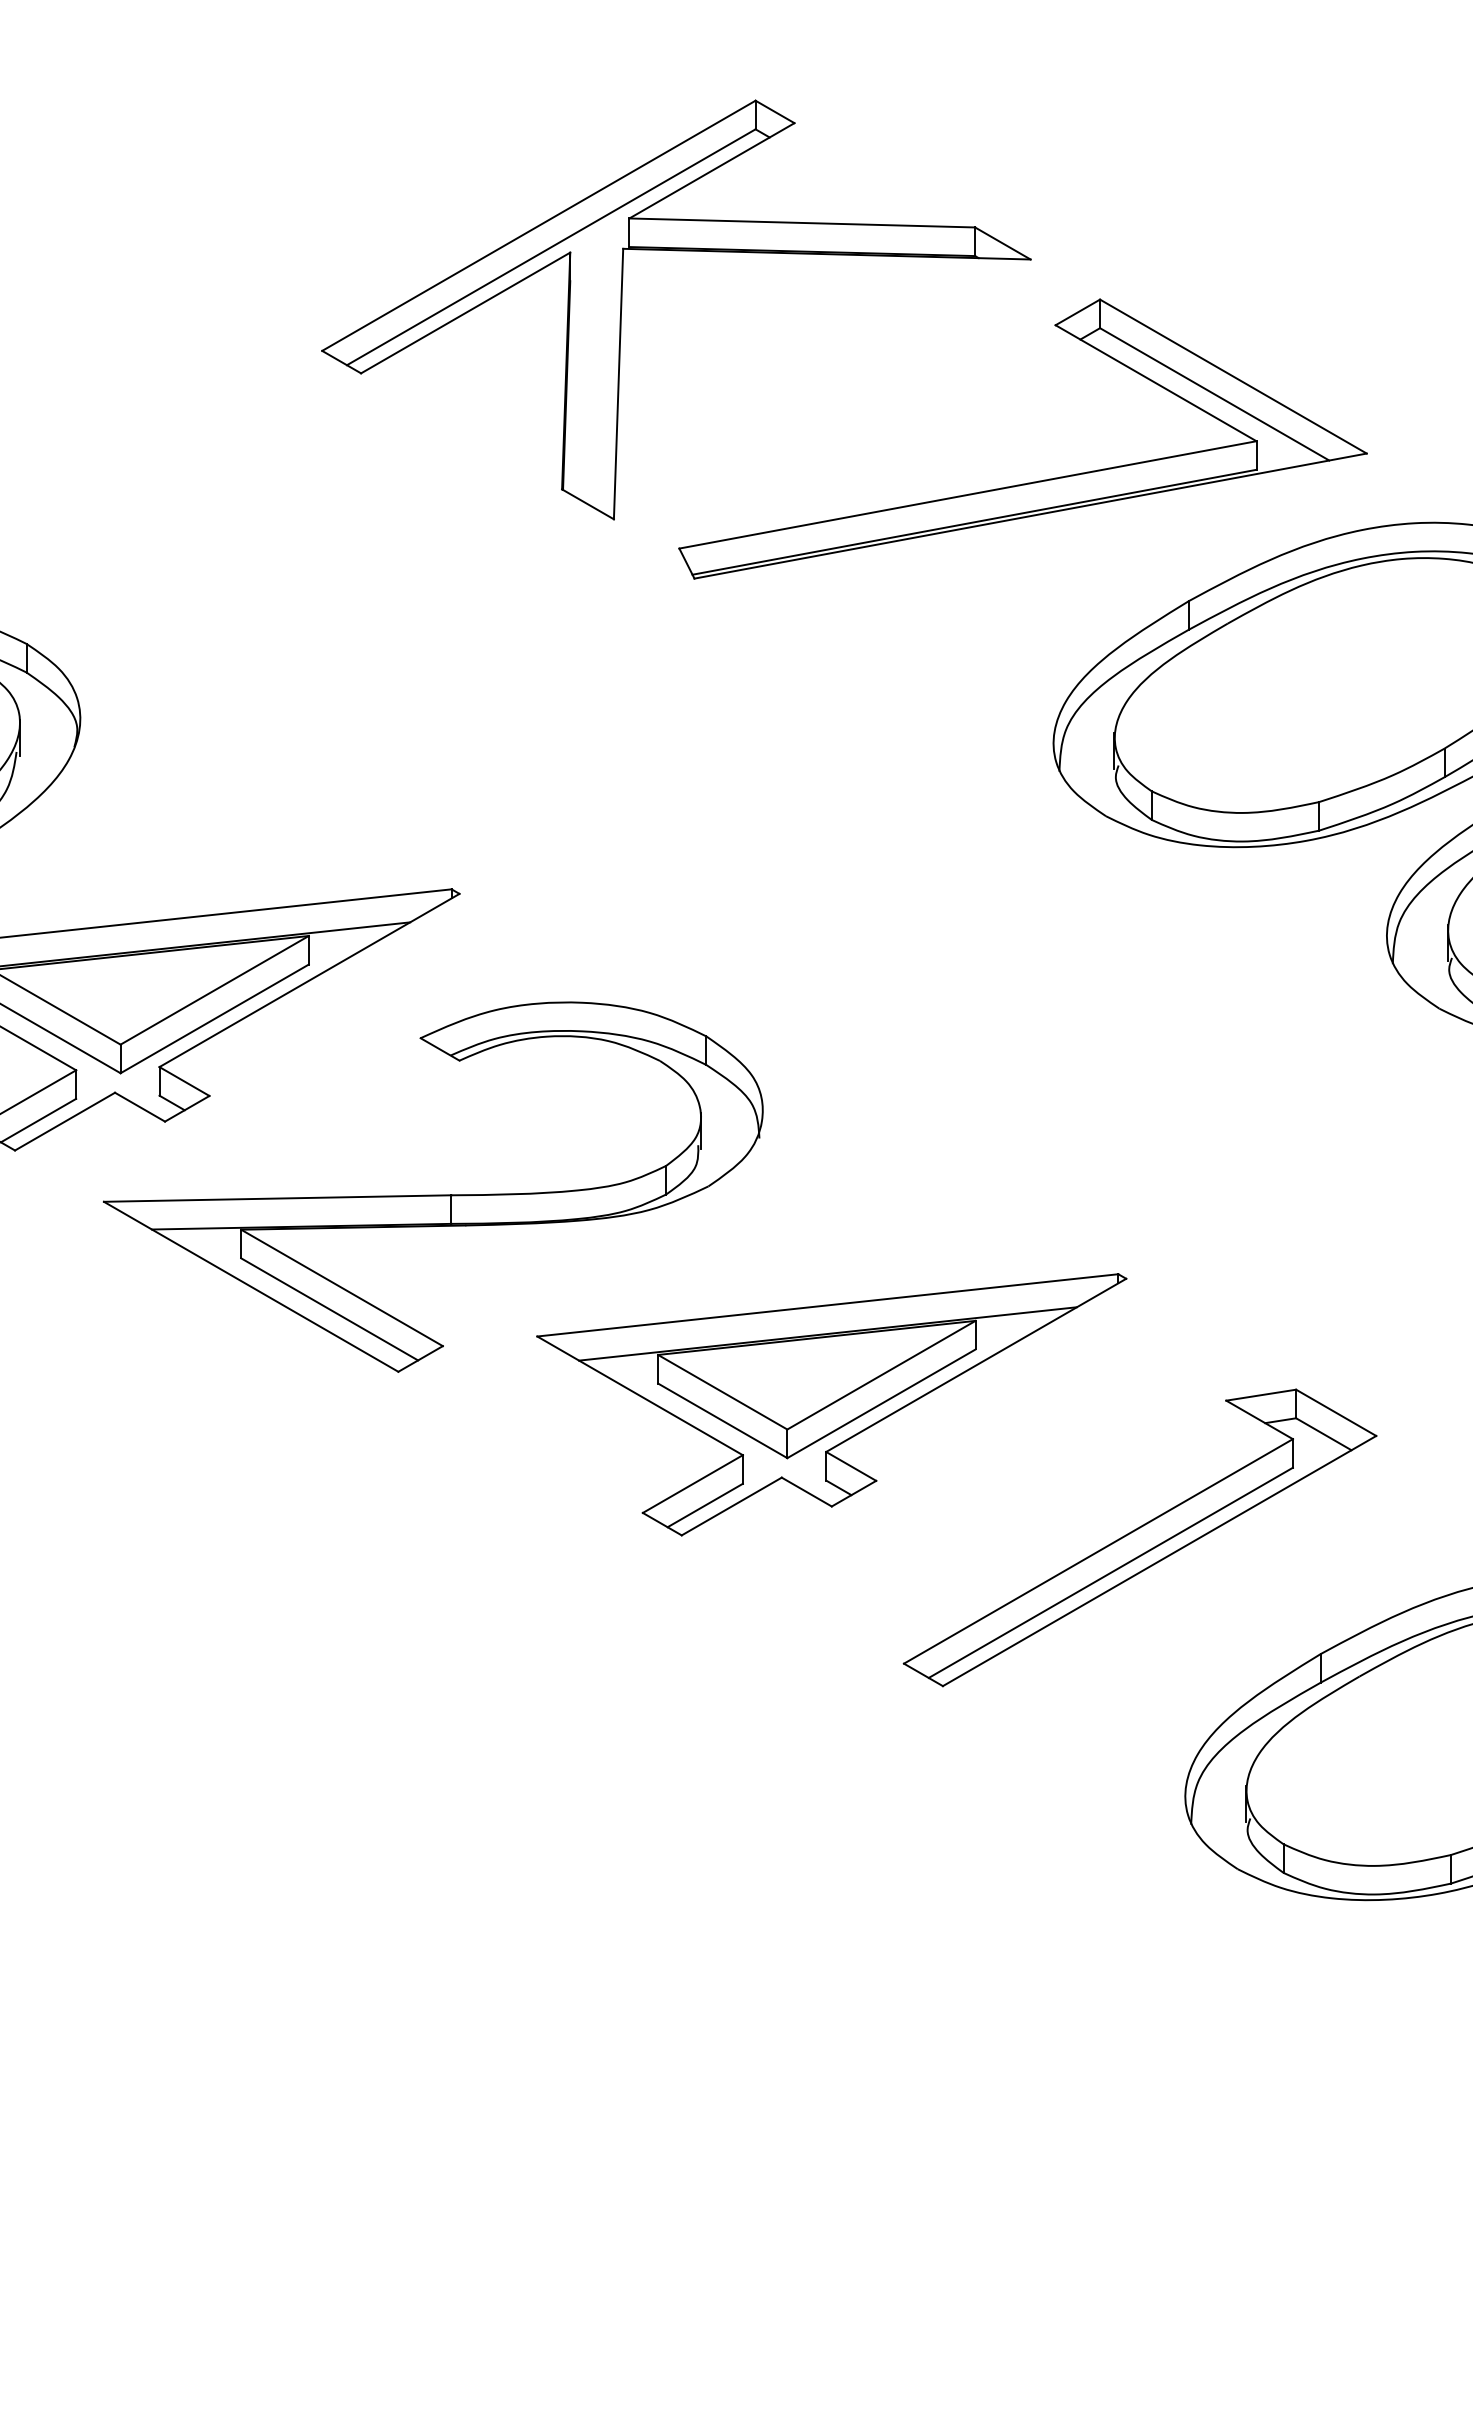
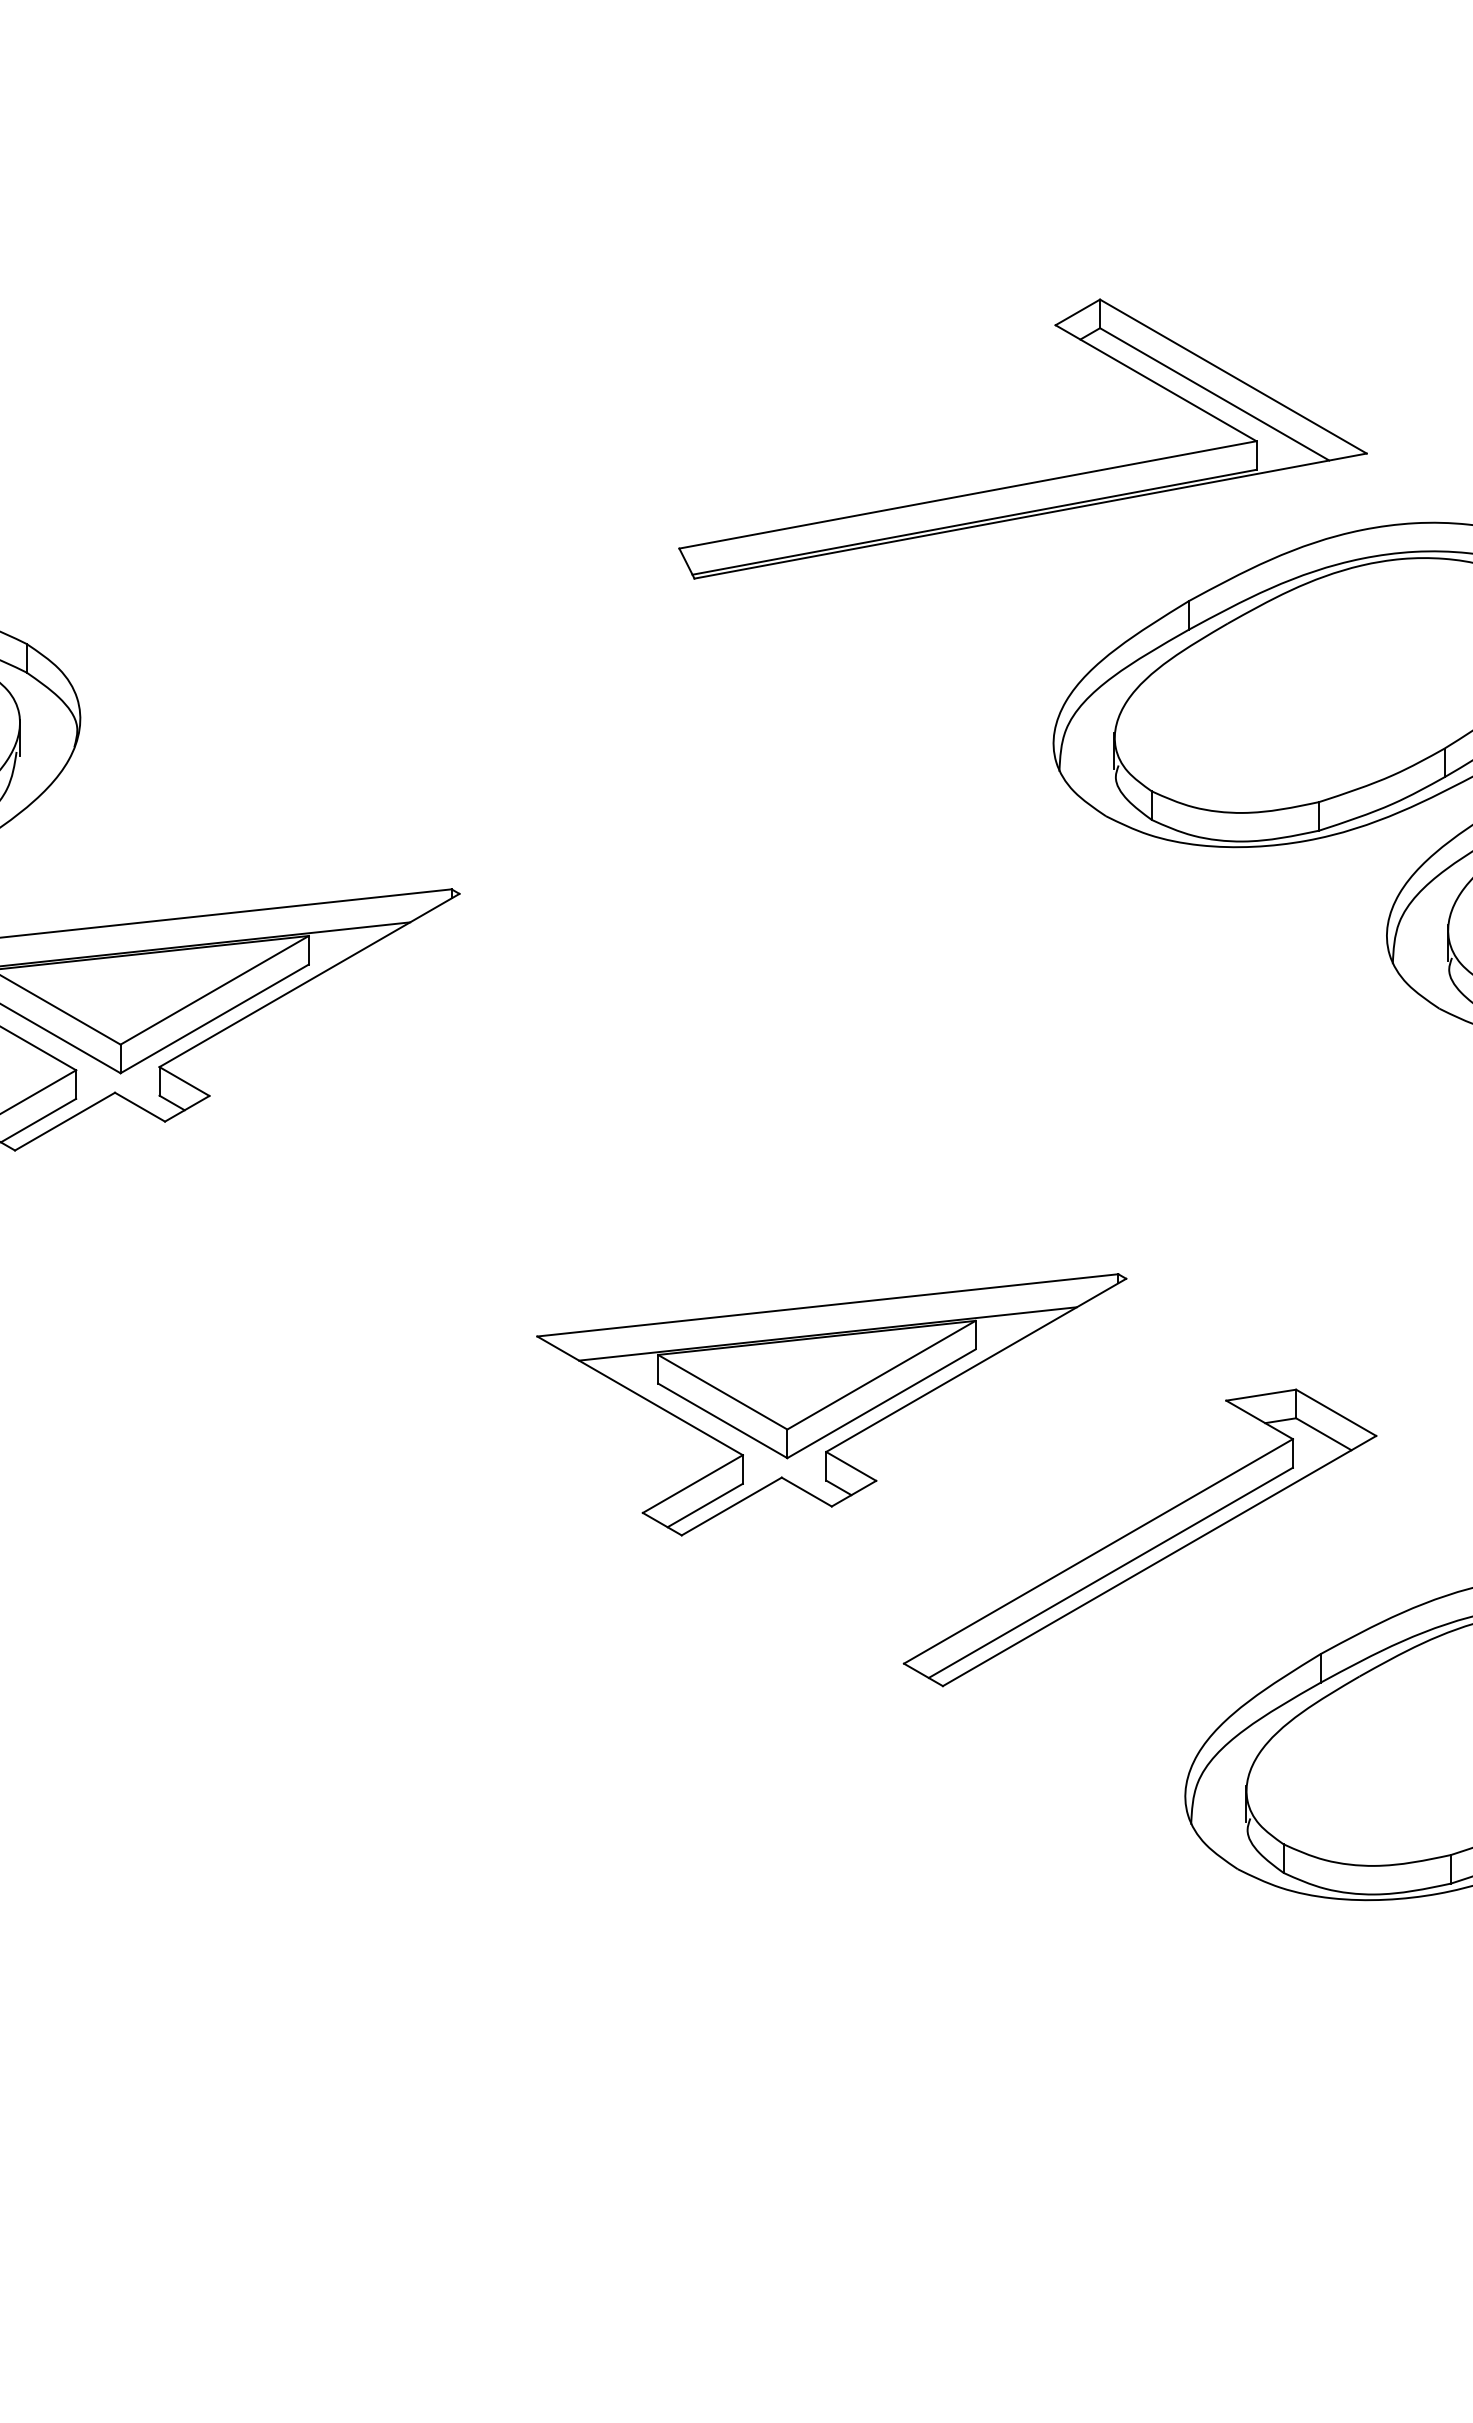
part: present -> none (622, 308)
part: present -> none (433, 1194)
